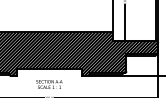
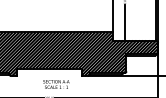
text position: (49, 84) -> (56, 84) (56, 84)
